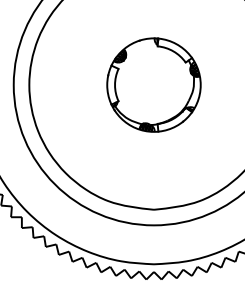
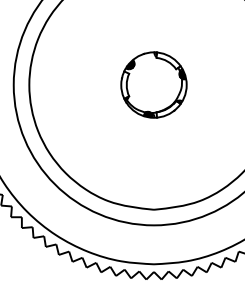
part size: 96x96 px -> 68x68 px (153, 84)
